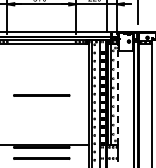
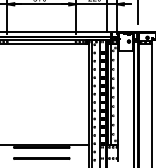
line: dashed -> solid (118, 93)
line: present -> none (41, 95)
